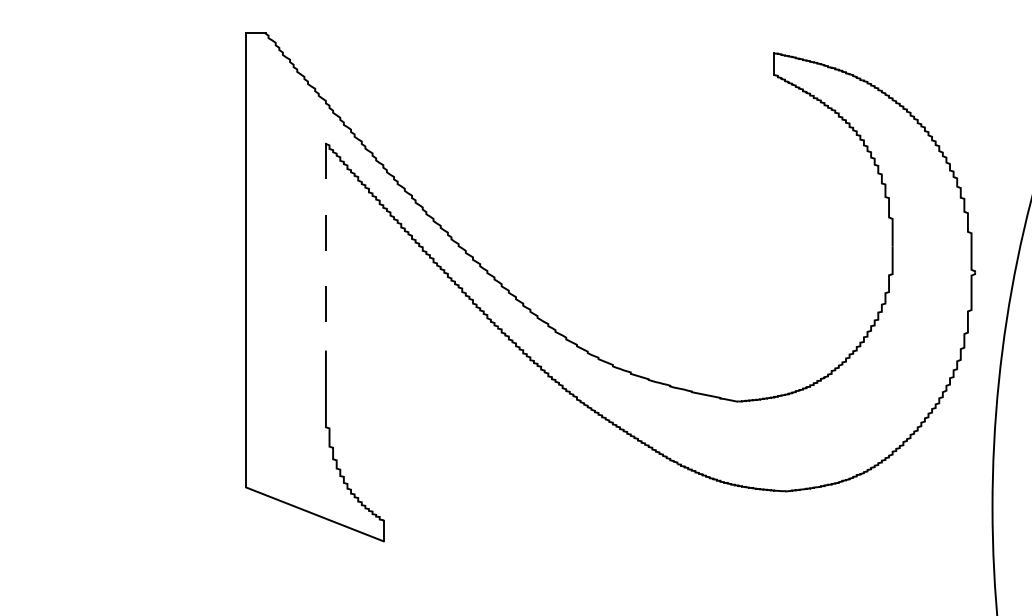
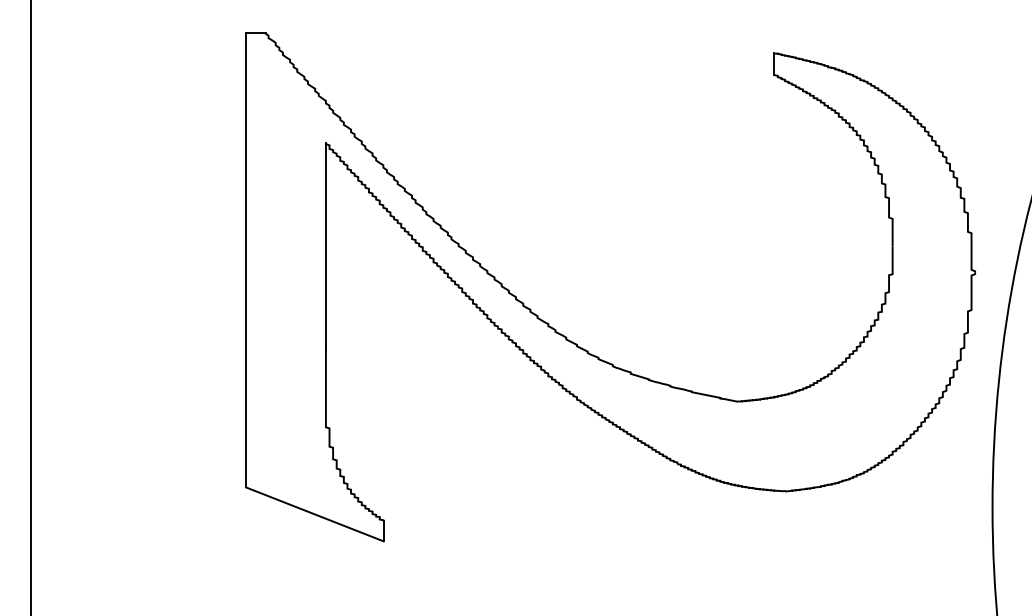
line: dashed -> solid (325, 246)
line: none -> present (30, 307)
